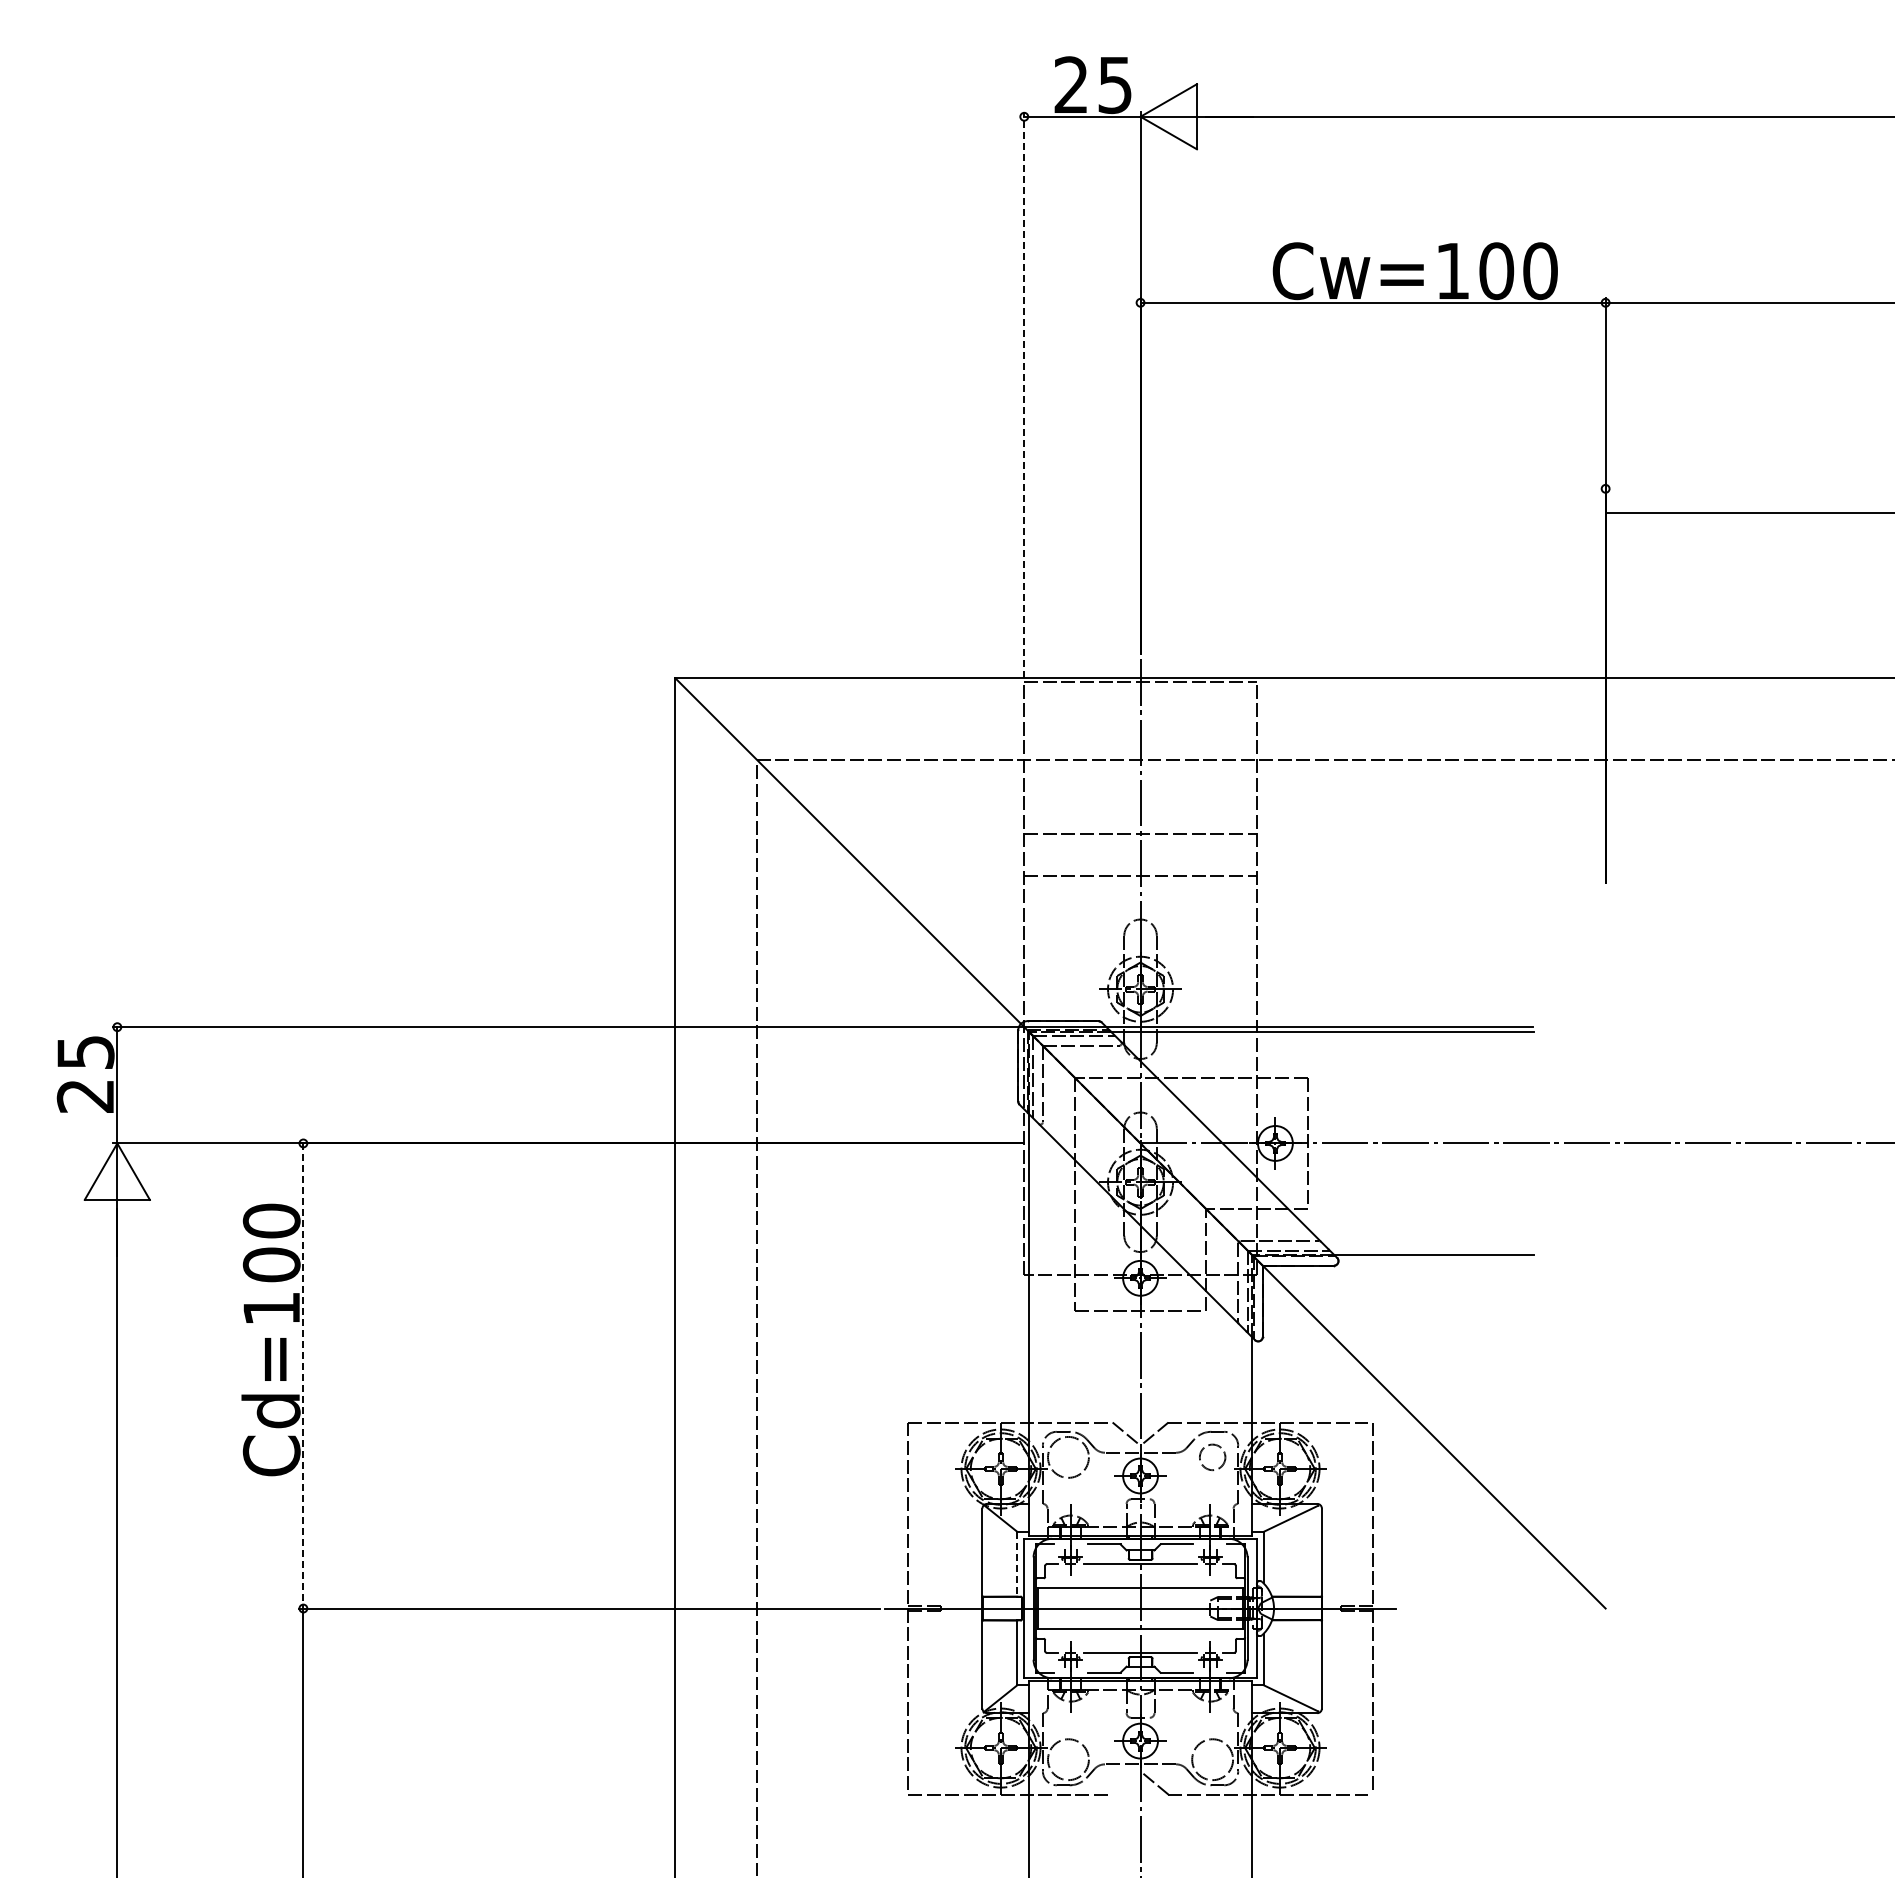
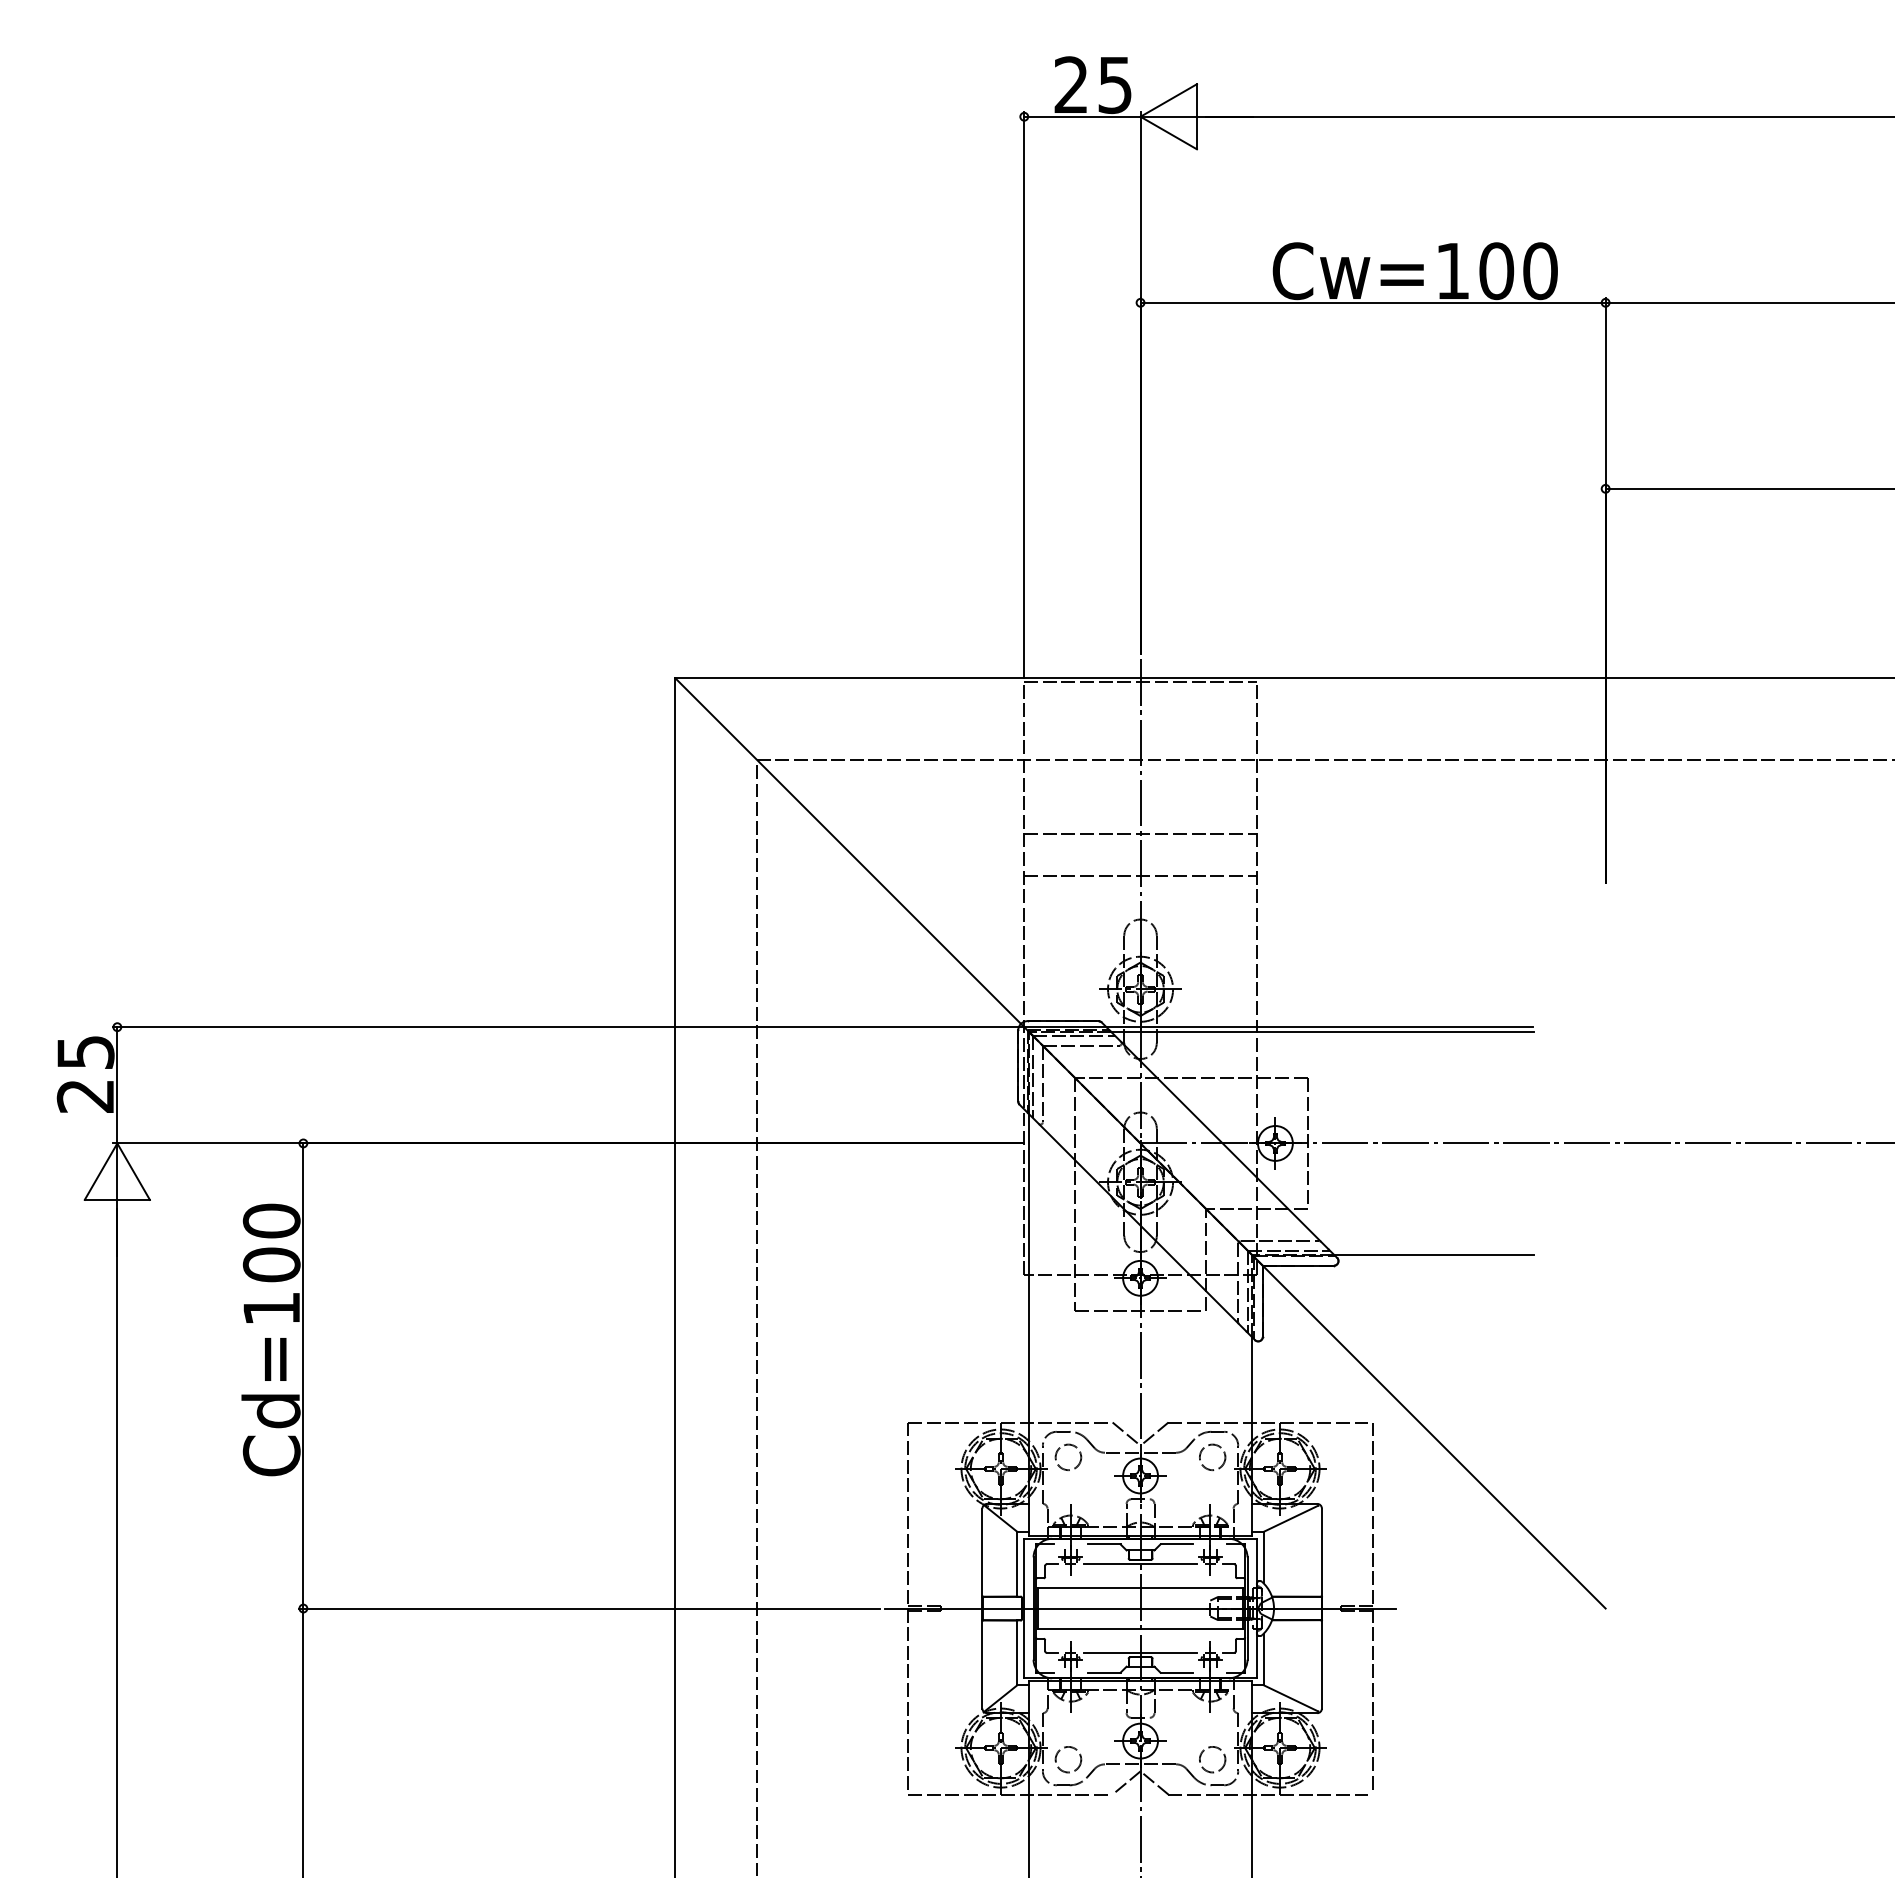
line: dashed -> solid (1024, 394)
line position: (1748, 512) -> (1748, 488) (1748, 488)
line: dashed -> solid (303, 1376)
circle diameter: 41 px -> 26 px (1068, 1457)
line: dashed -> solid (1017, 1564)
circle diameter: 41 px -> 26 px (1068, 1759)
circle diameter: 41 px -> 26 px (1212, 1759)
line: none -> present (1126, 1782)
